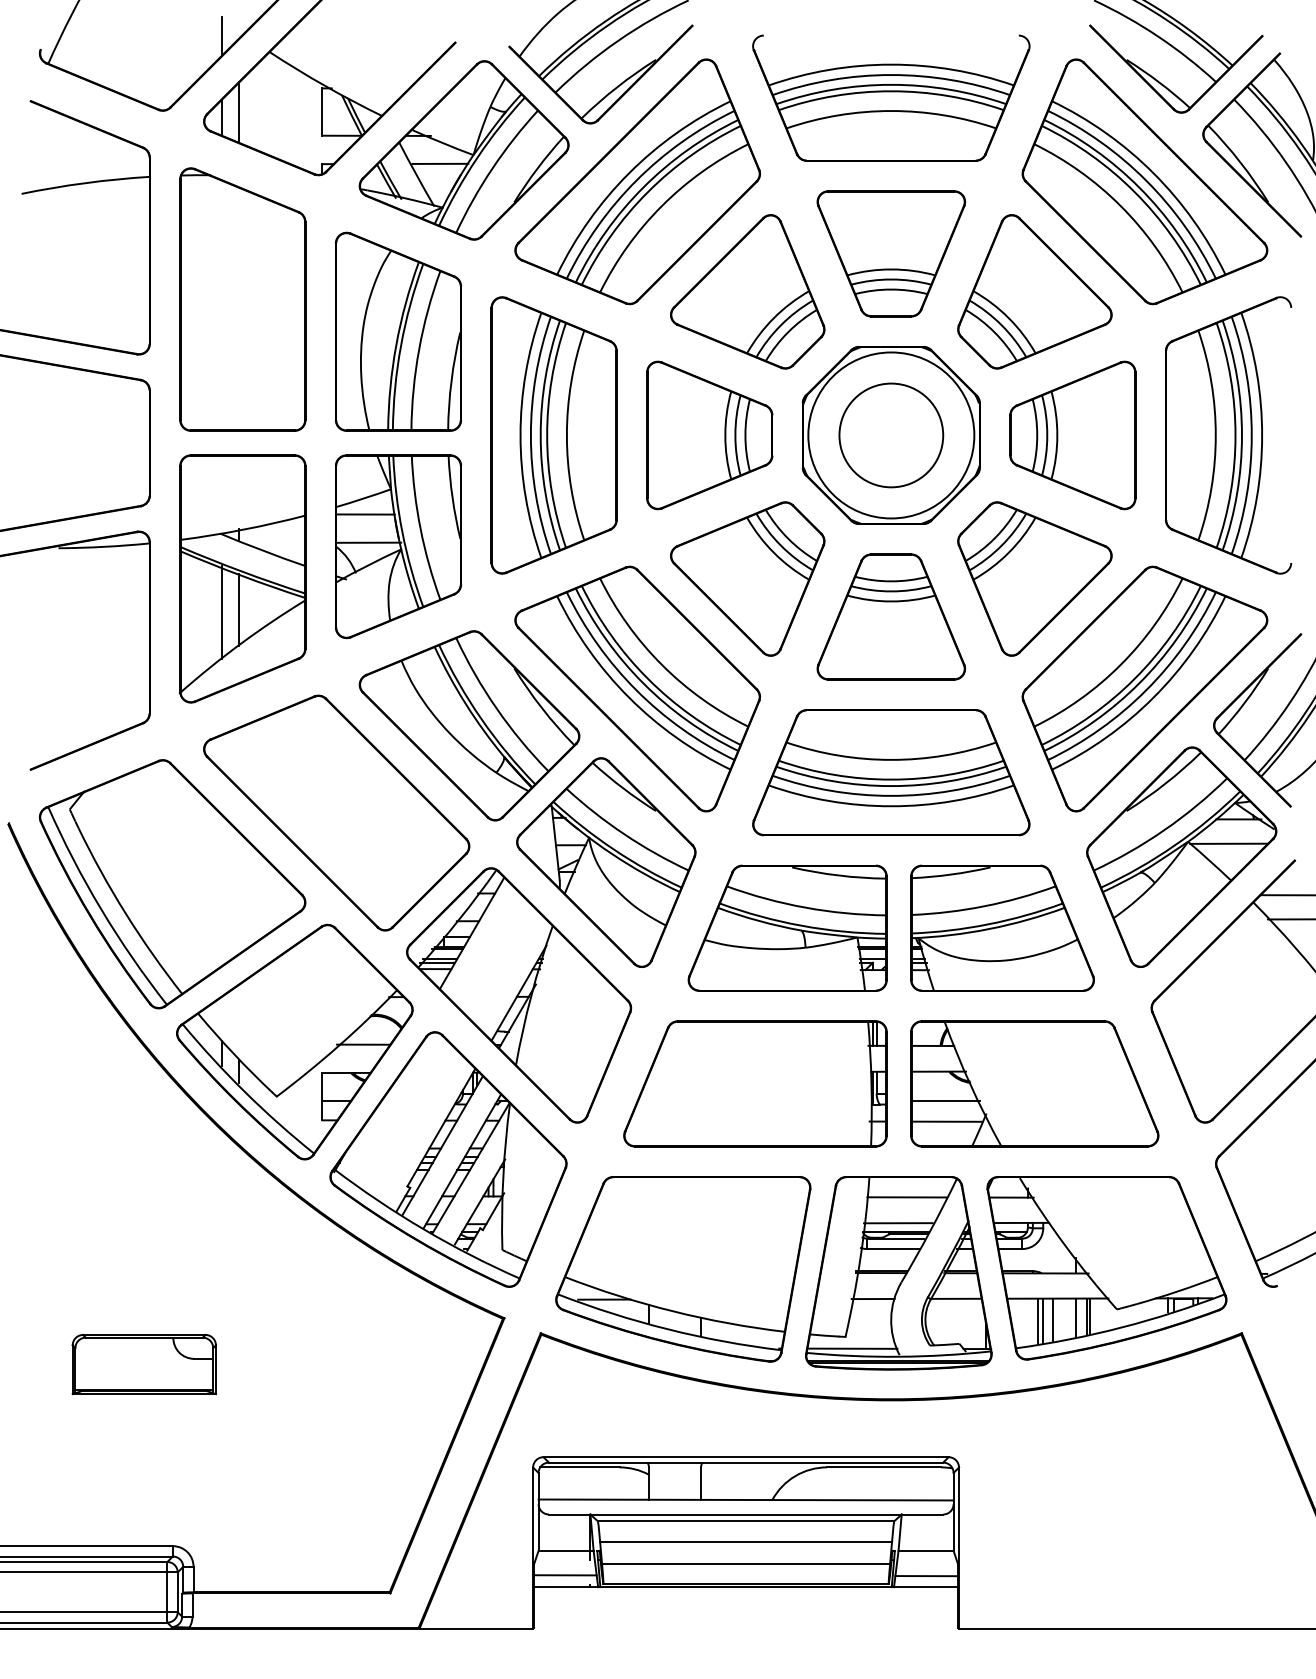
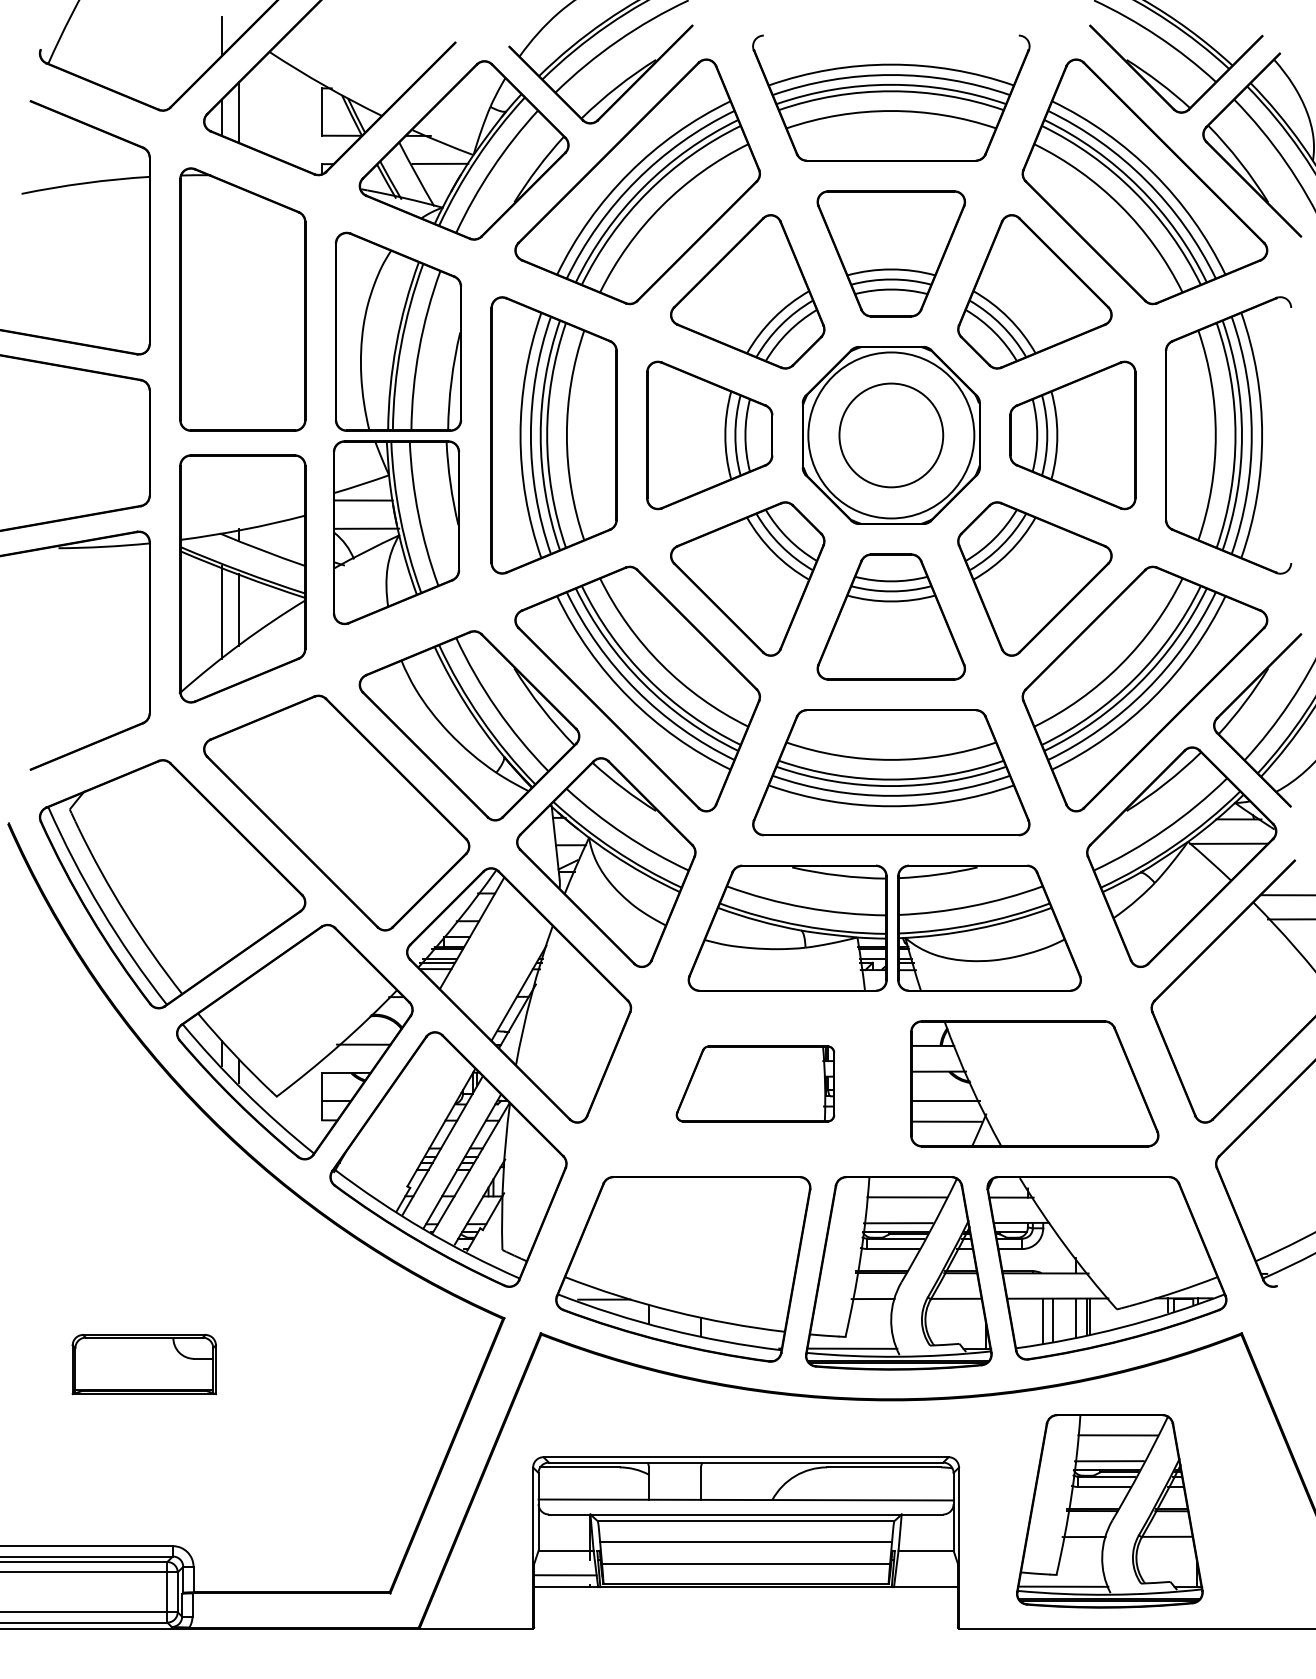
part position: (398, 546) -> (396, 532) (396, 532)
part position: (1002, 927) -> (989, 927) (989, 927)
part size: 265x128 px -> 161x78 px (755, 1083)
line: present -> none (1037, 1320)
part: none -> present (1109, 1511)
line: present -> none (926, 1576)
